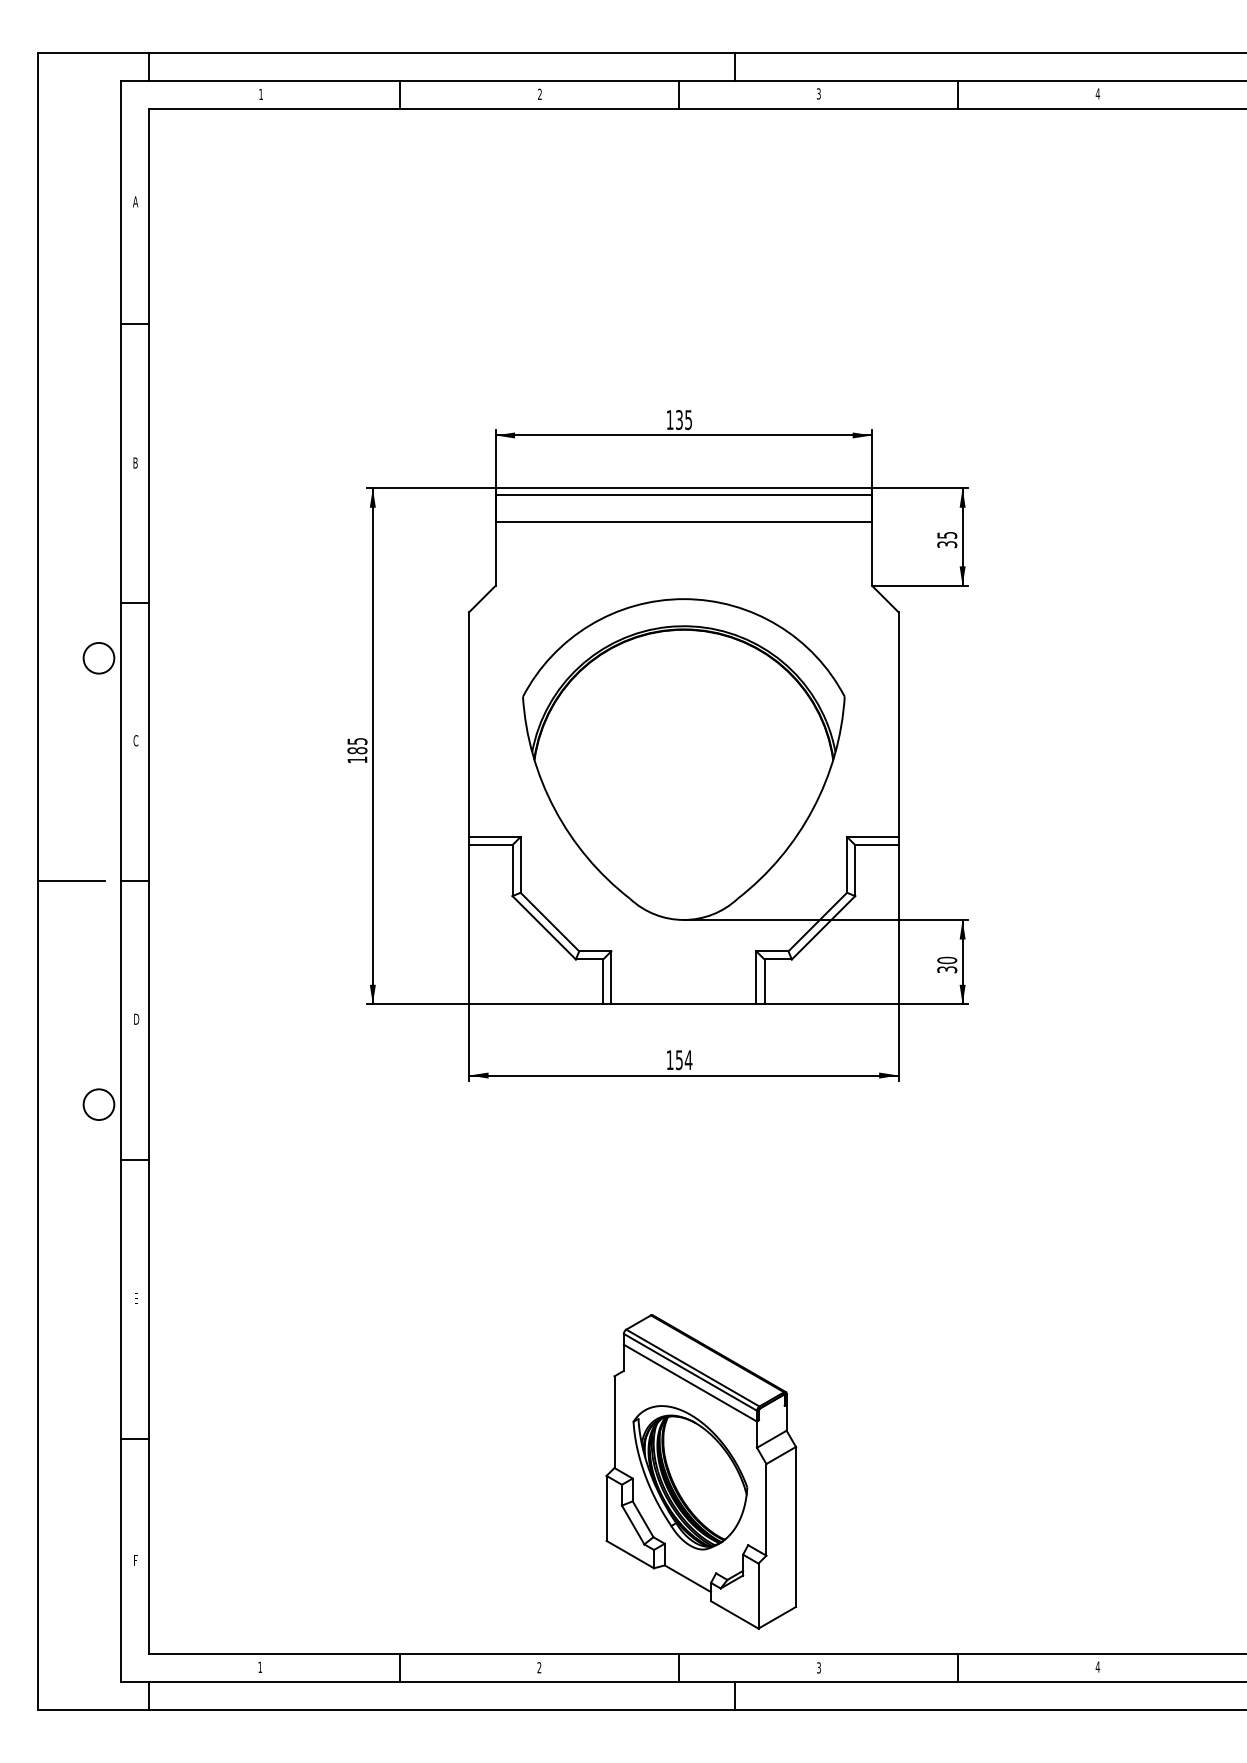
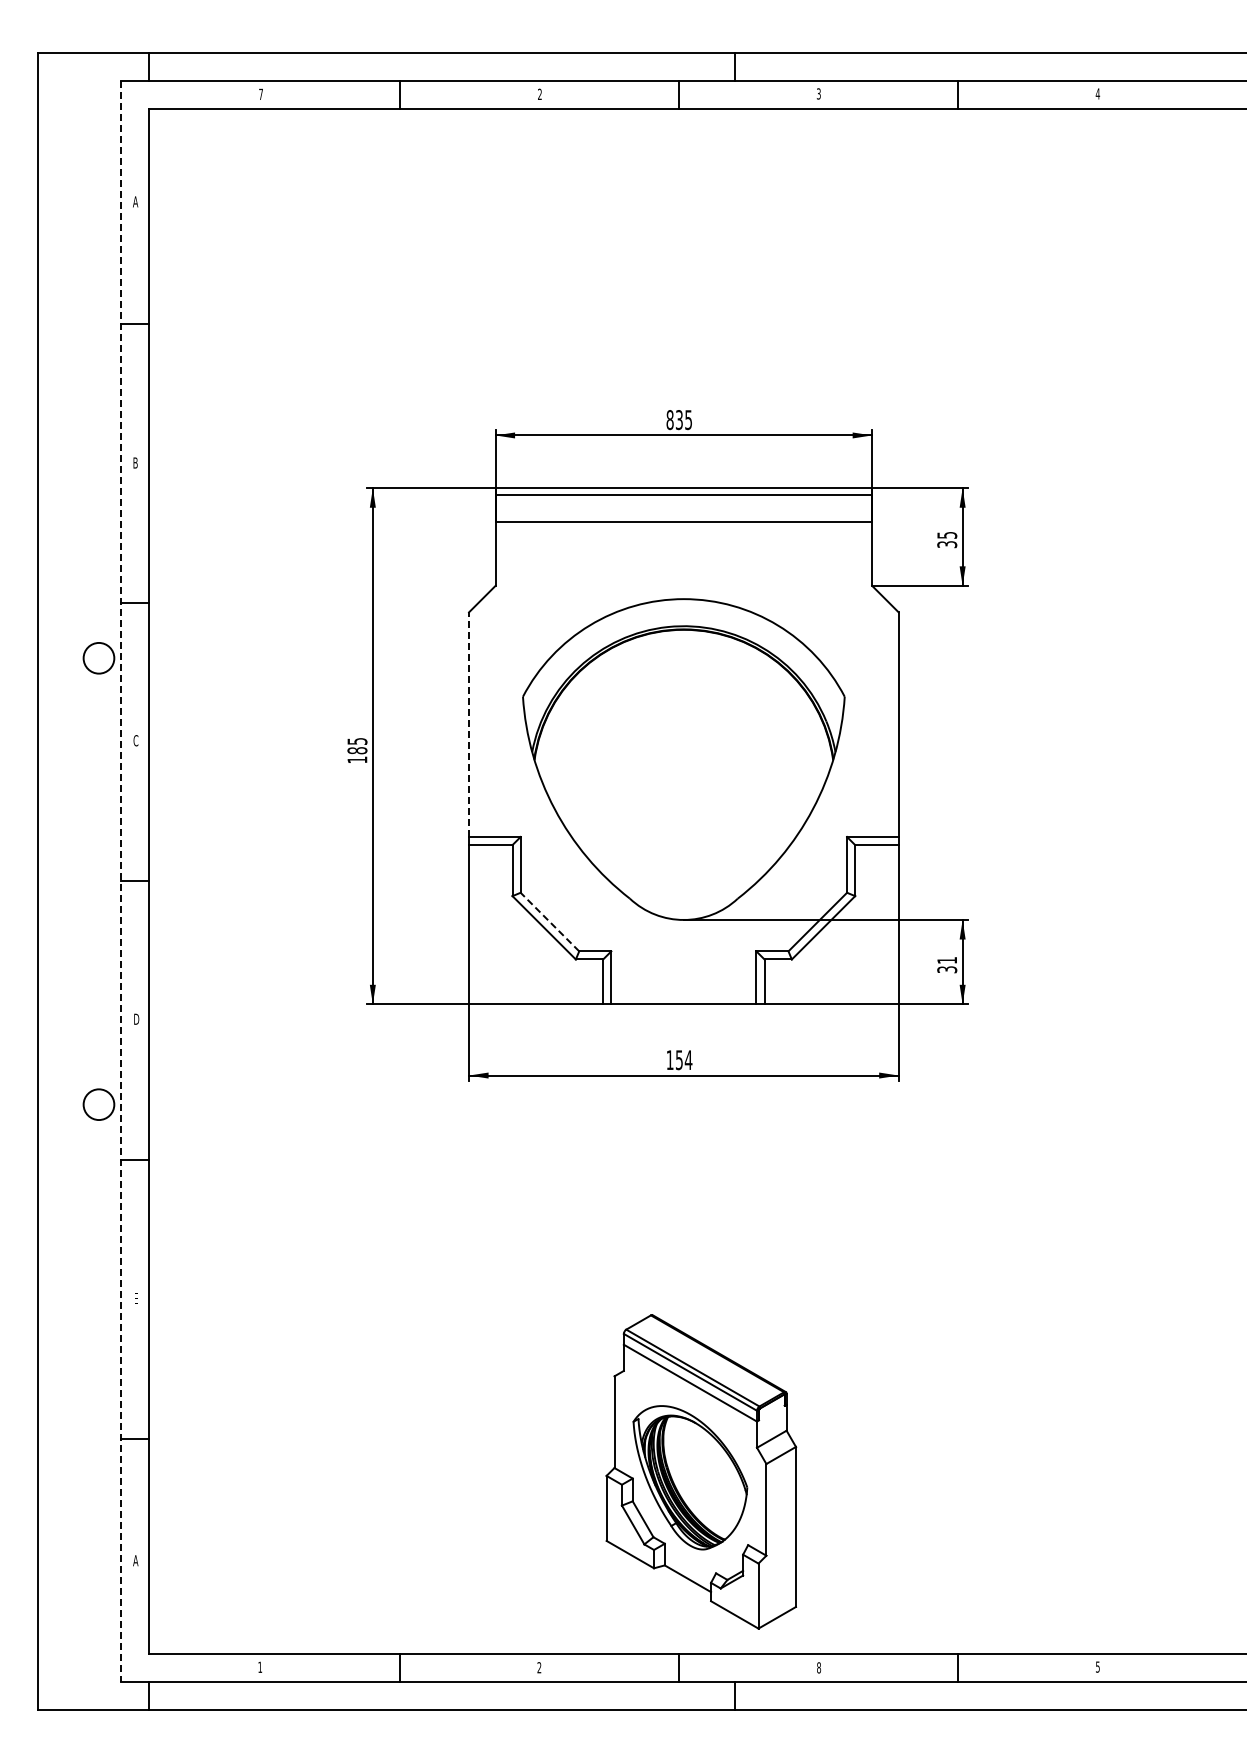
text: 1 -> 7 (260, 93)
text: 135 -> 835 (669, 420)
line: solid -> dashed (469, 724)
line: present -> none (70, 881)
line: solid -> dashed (121, 881)
line: solid -> dashed (549, 921)
text: 30 -> 31 (947, 960)
text: F -> A (135, 1560)
text: 4 -> 5 (1097, 1666)
text: 3 -> 8 (819, 1667)
